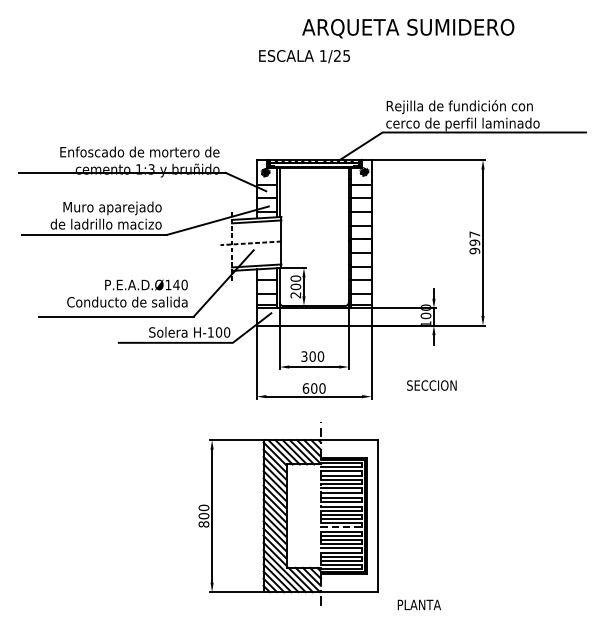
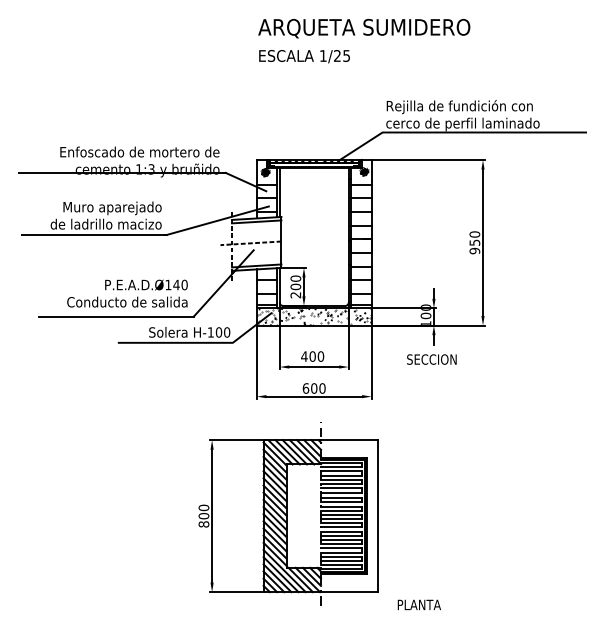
text position: (408, 28) -> (364, 28) (364, 28)
text: 997 -> 950 (474, 238)
hatch: none -> present (314, 316)
text: 300 -> 400 (304, 356)
text position: (431, 385) -> (431, 359) (431, 359)
line: dashed -> solid (341, 527)
